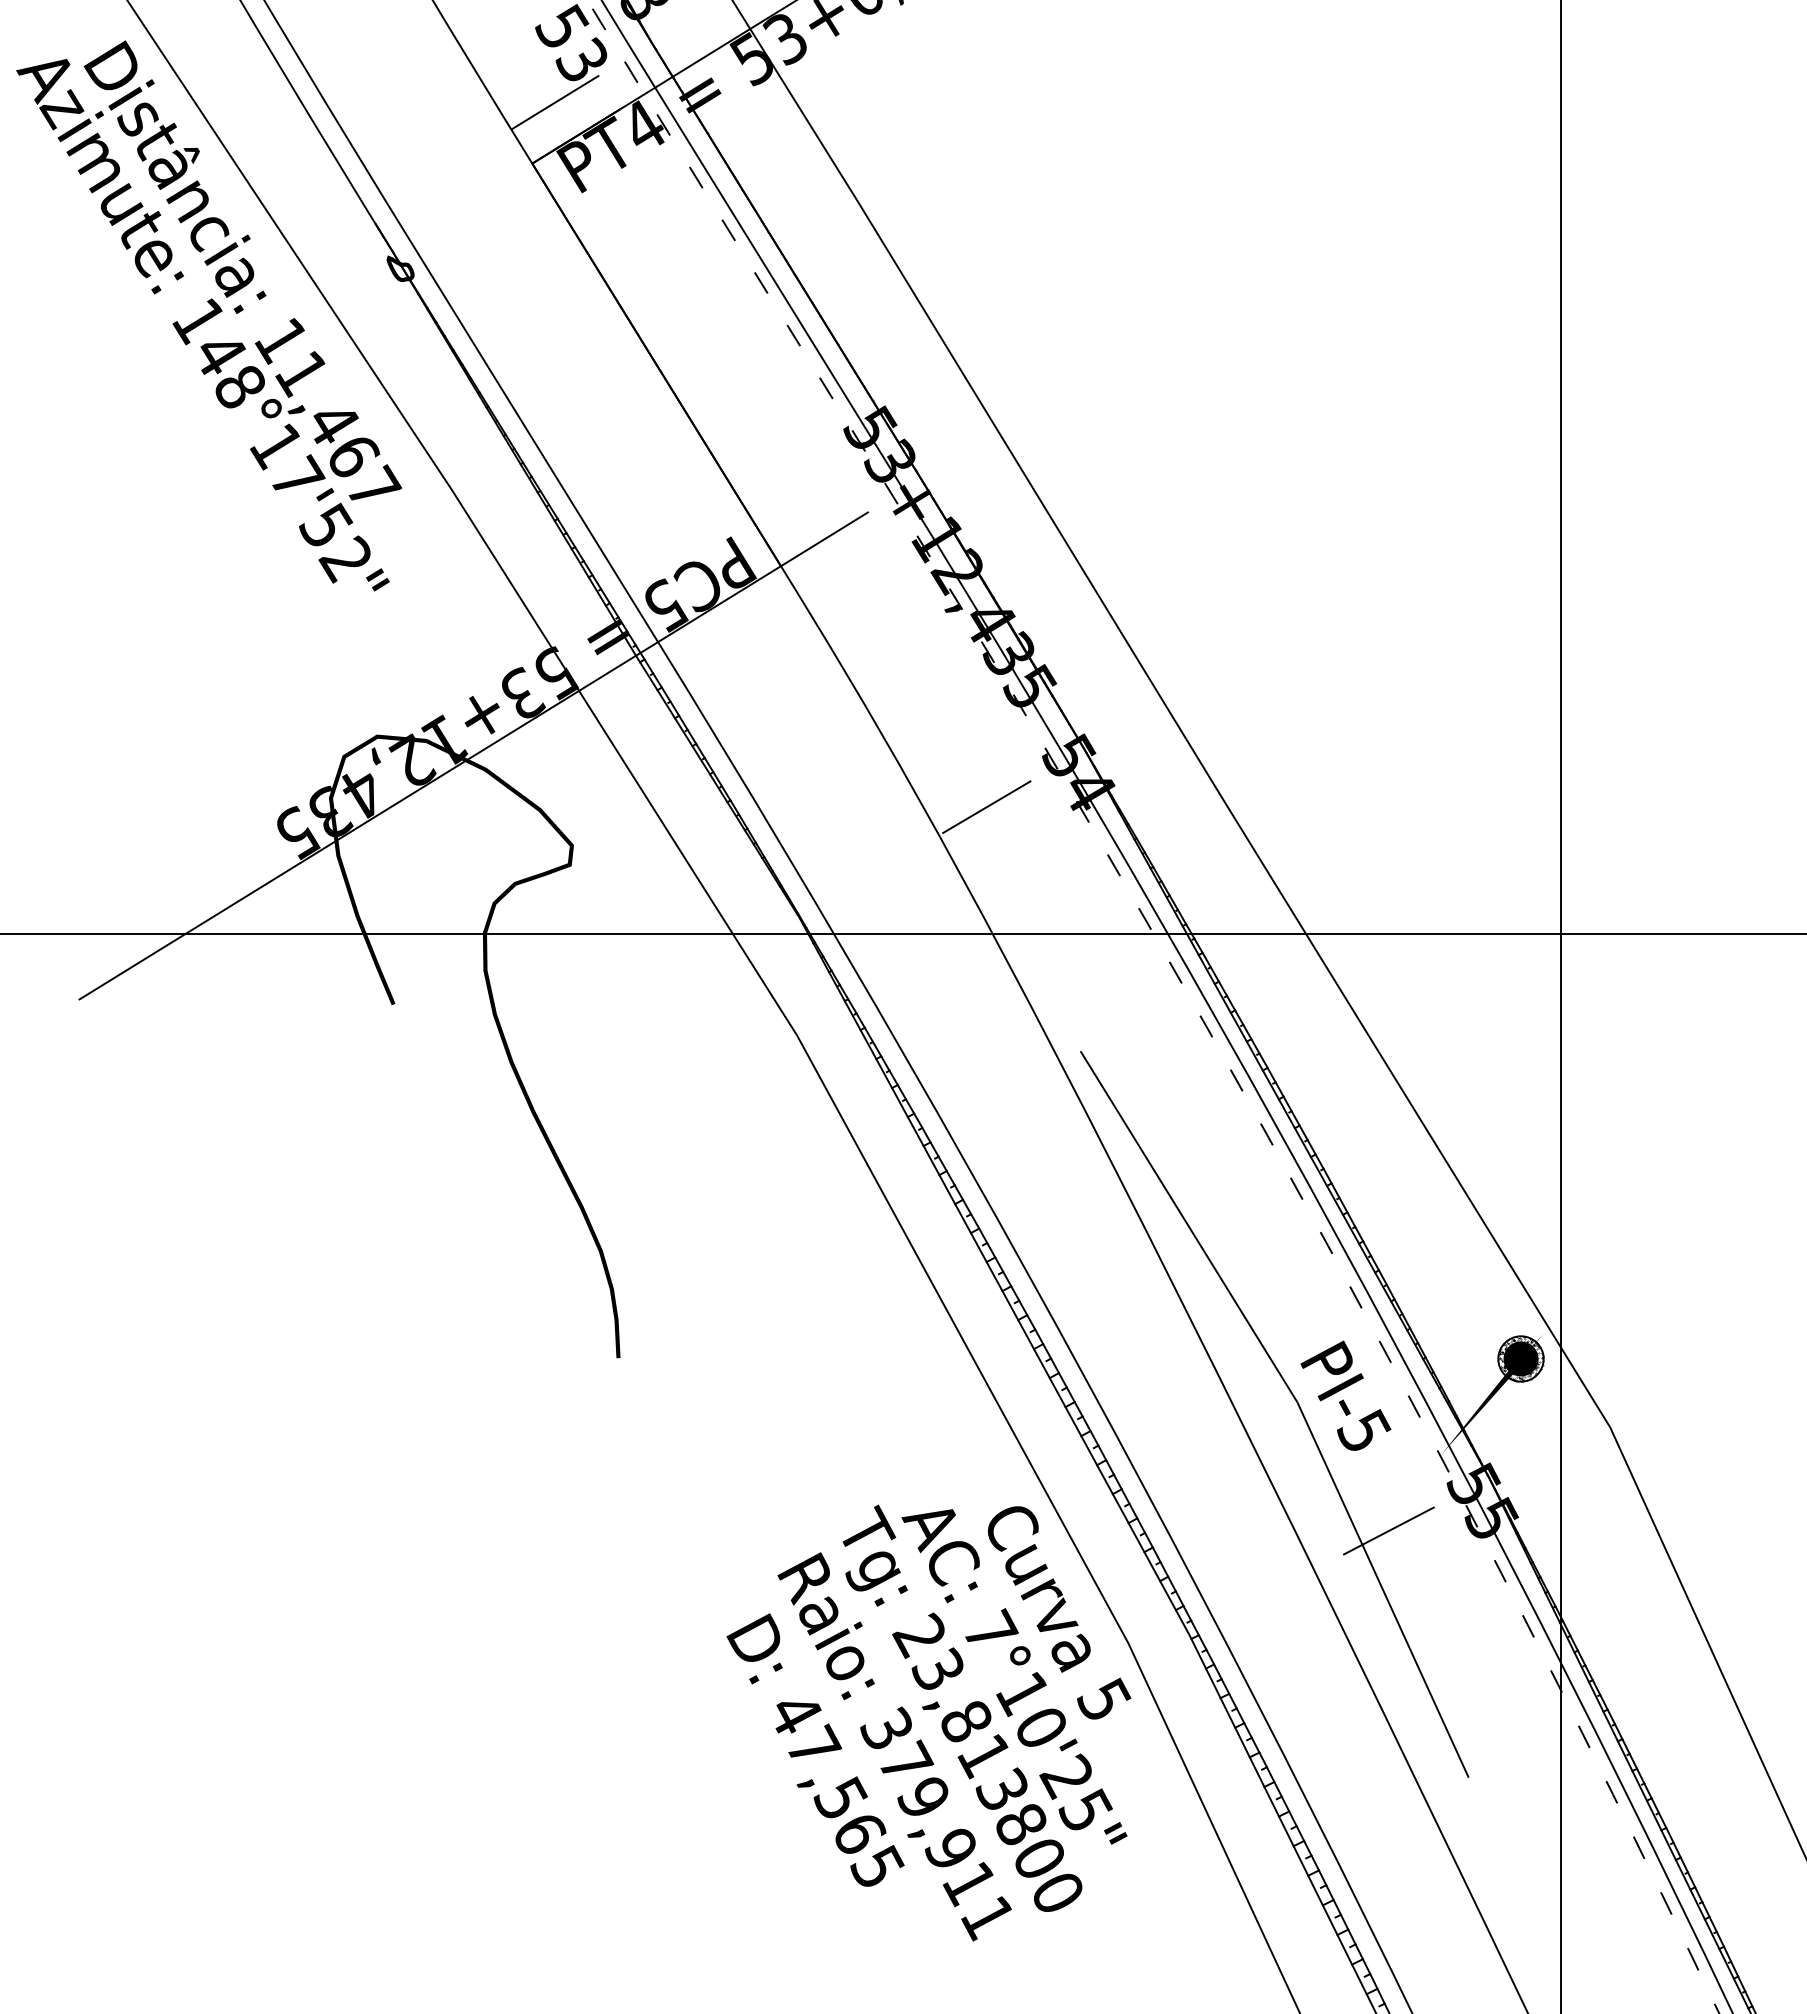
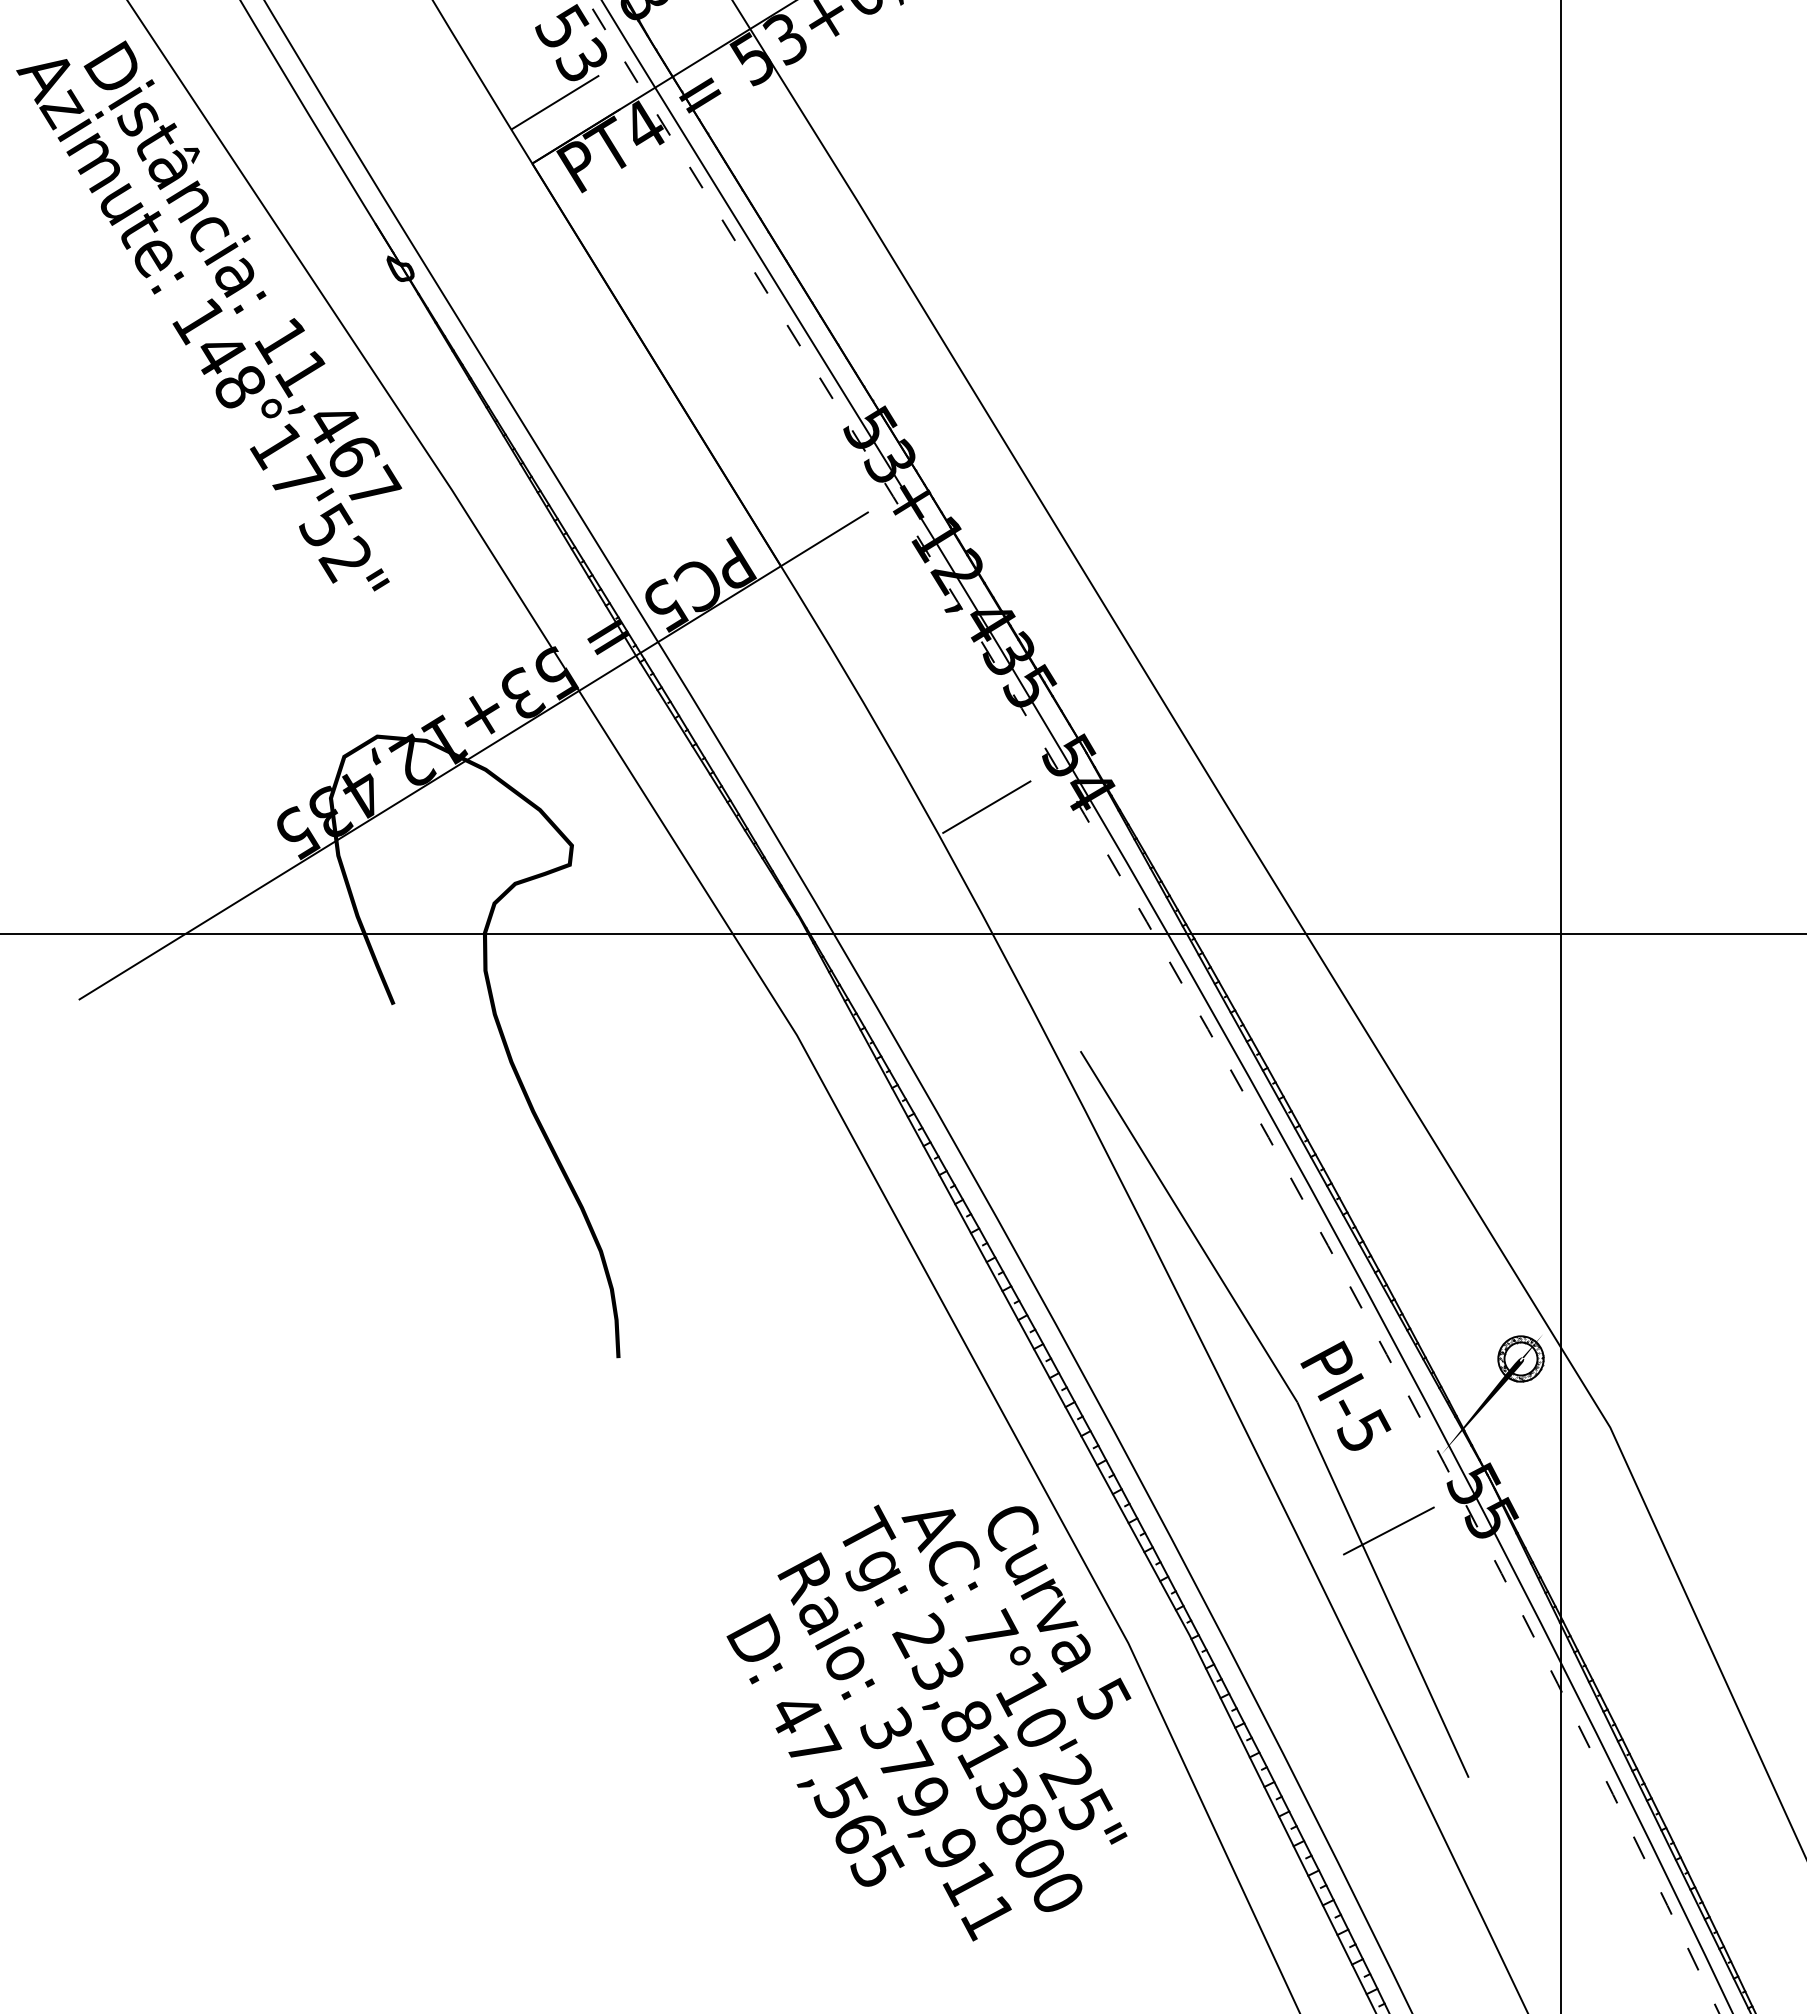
fill: present -> none (1520, 1358)
